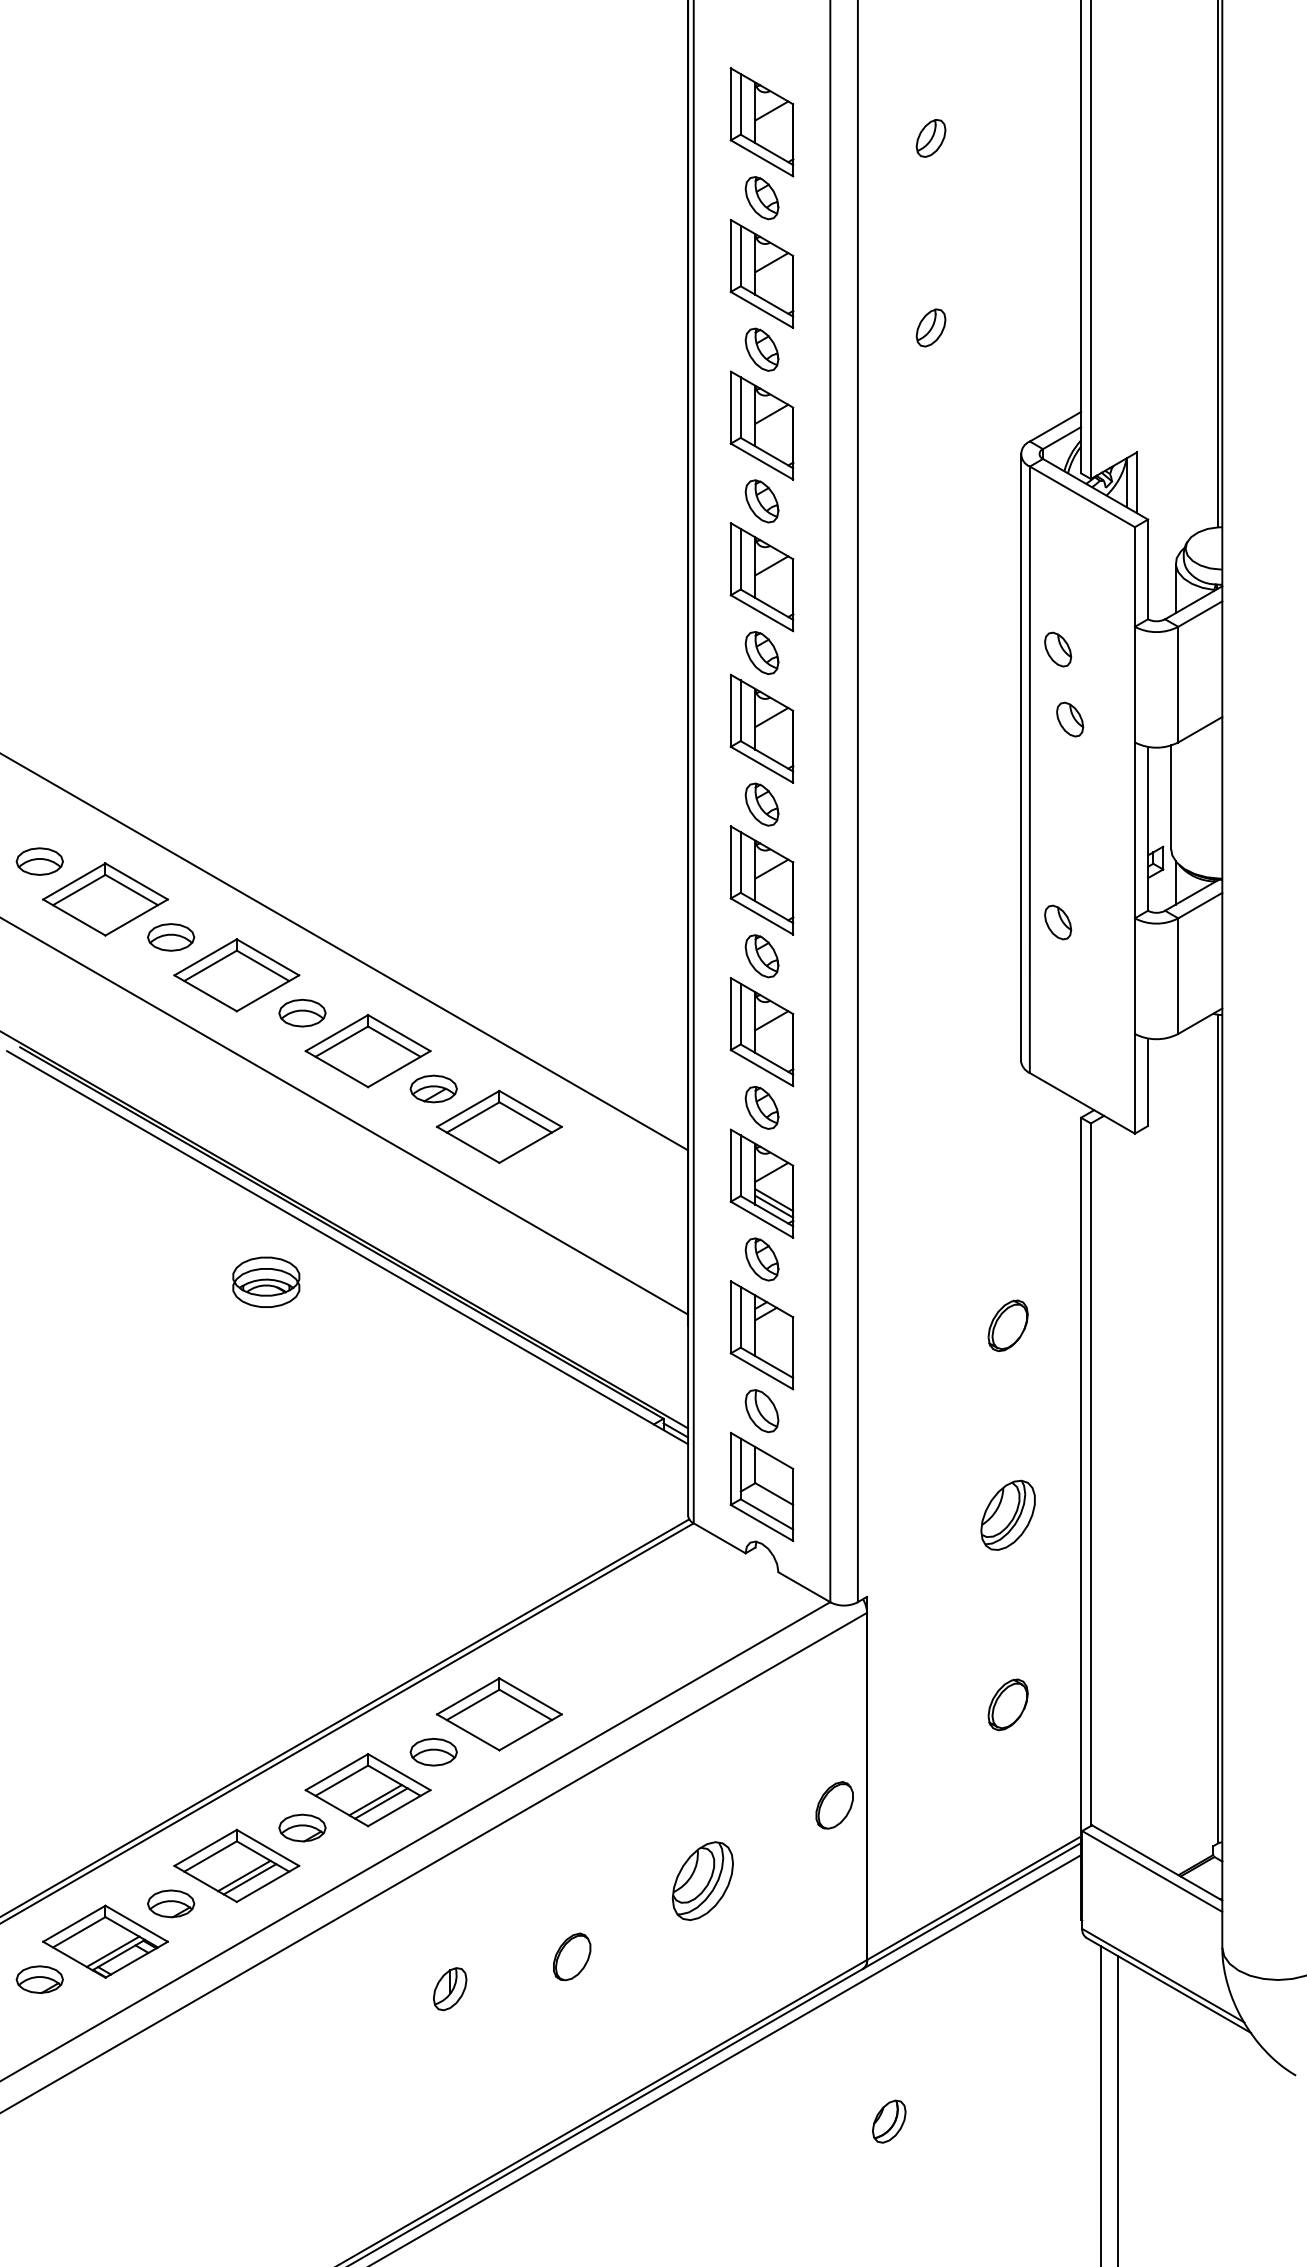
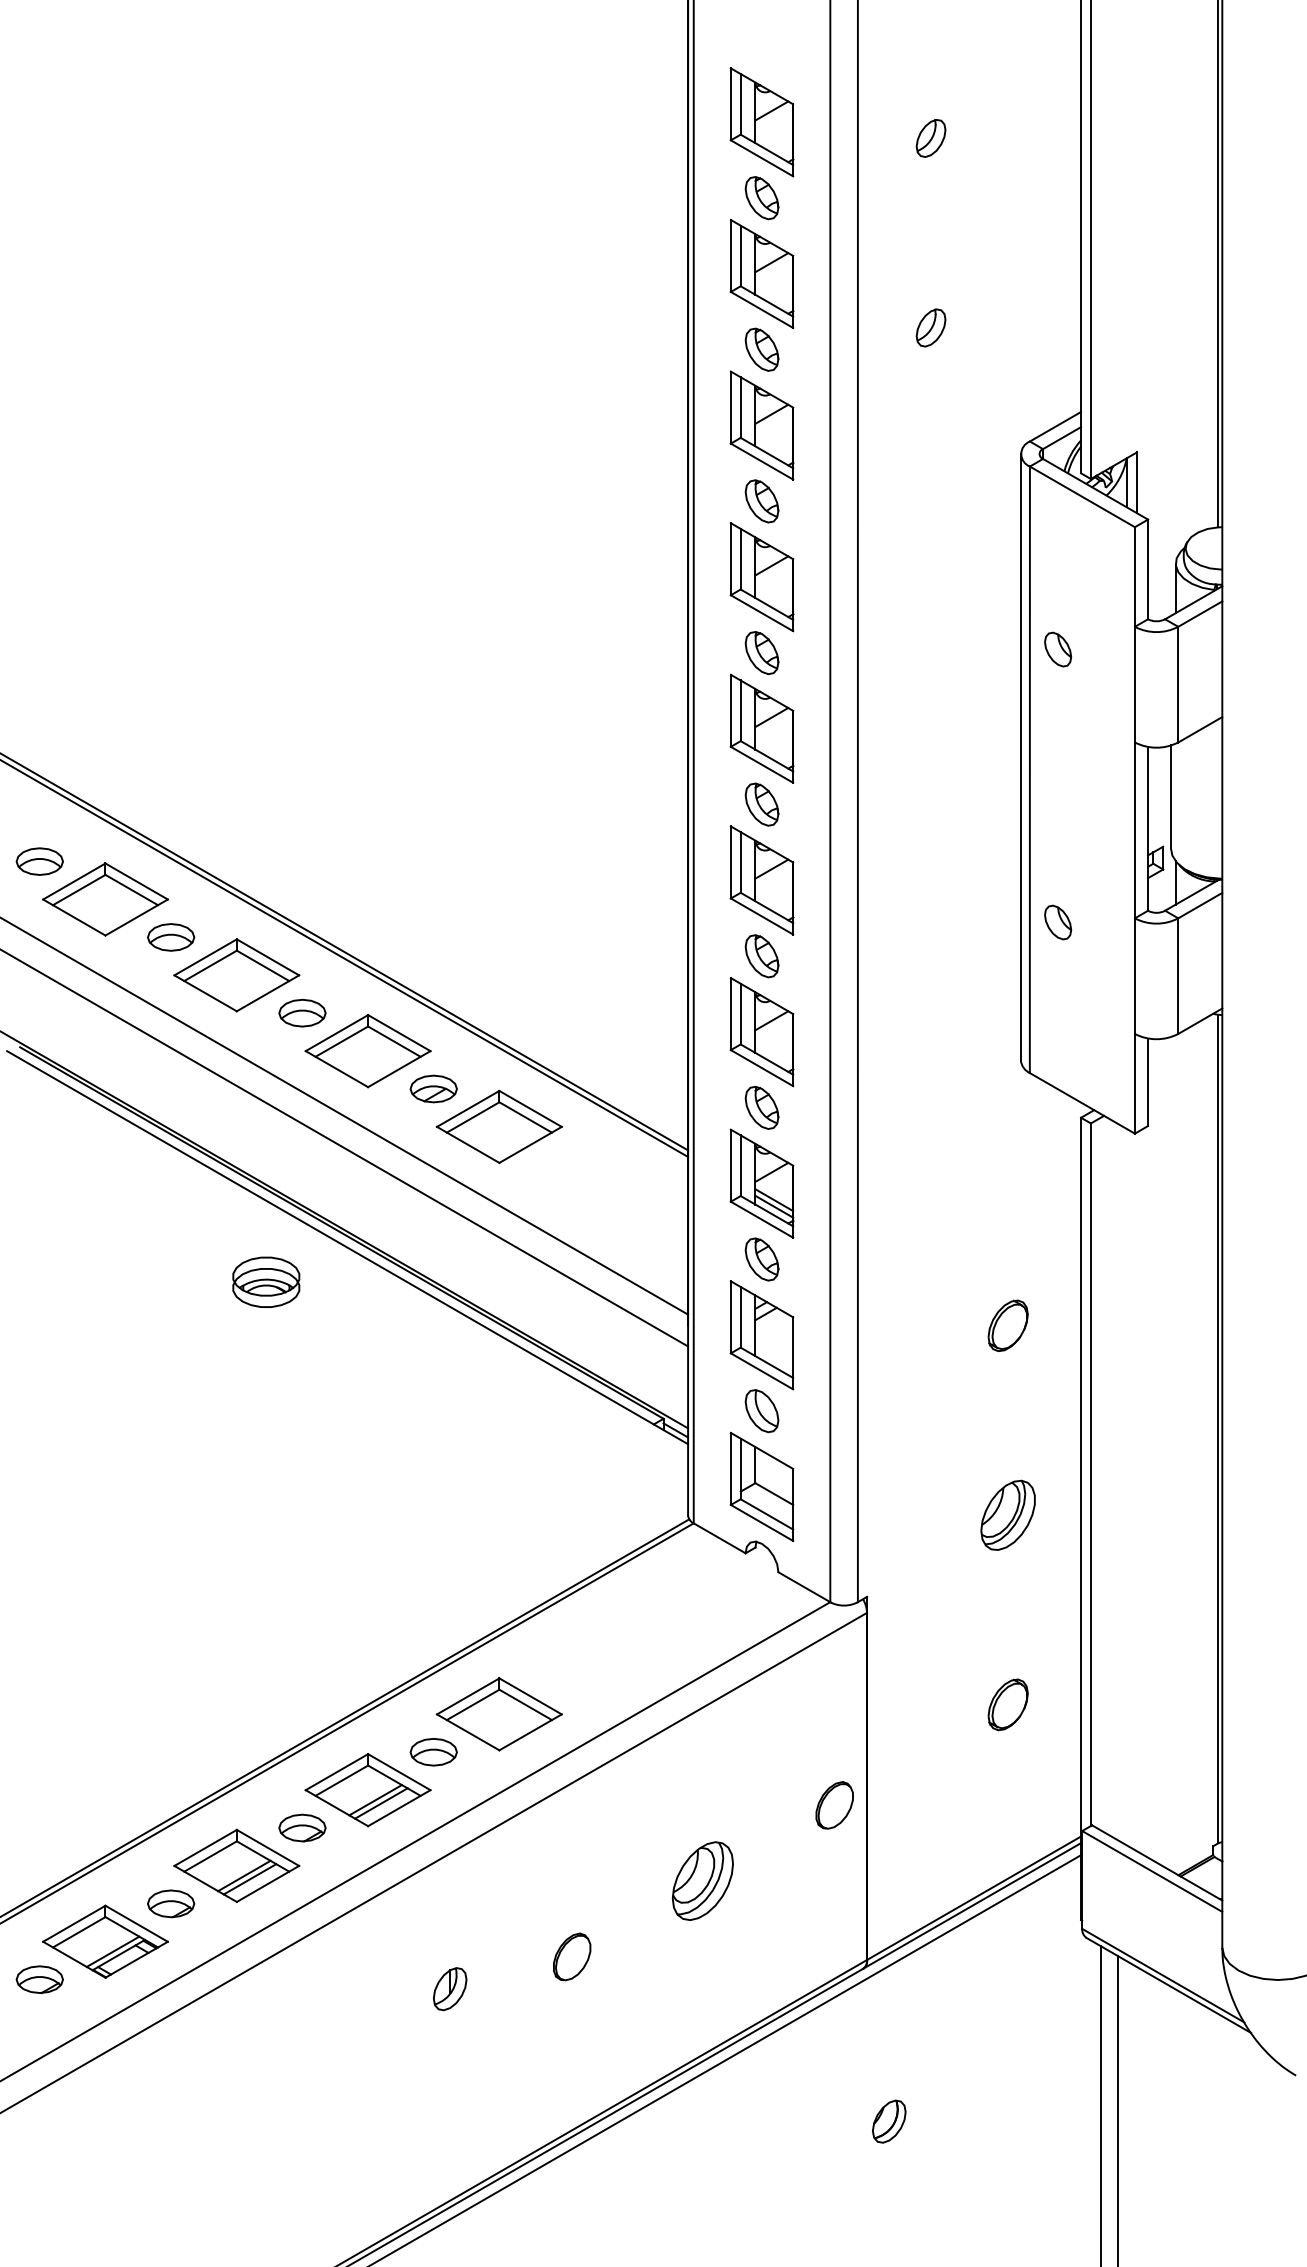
part: present -> none (1070, 719)
line: none -> present (345, 958)
line: none -> present (345, 1148)
